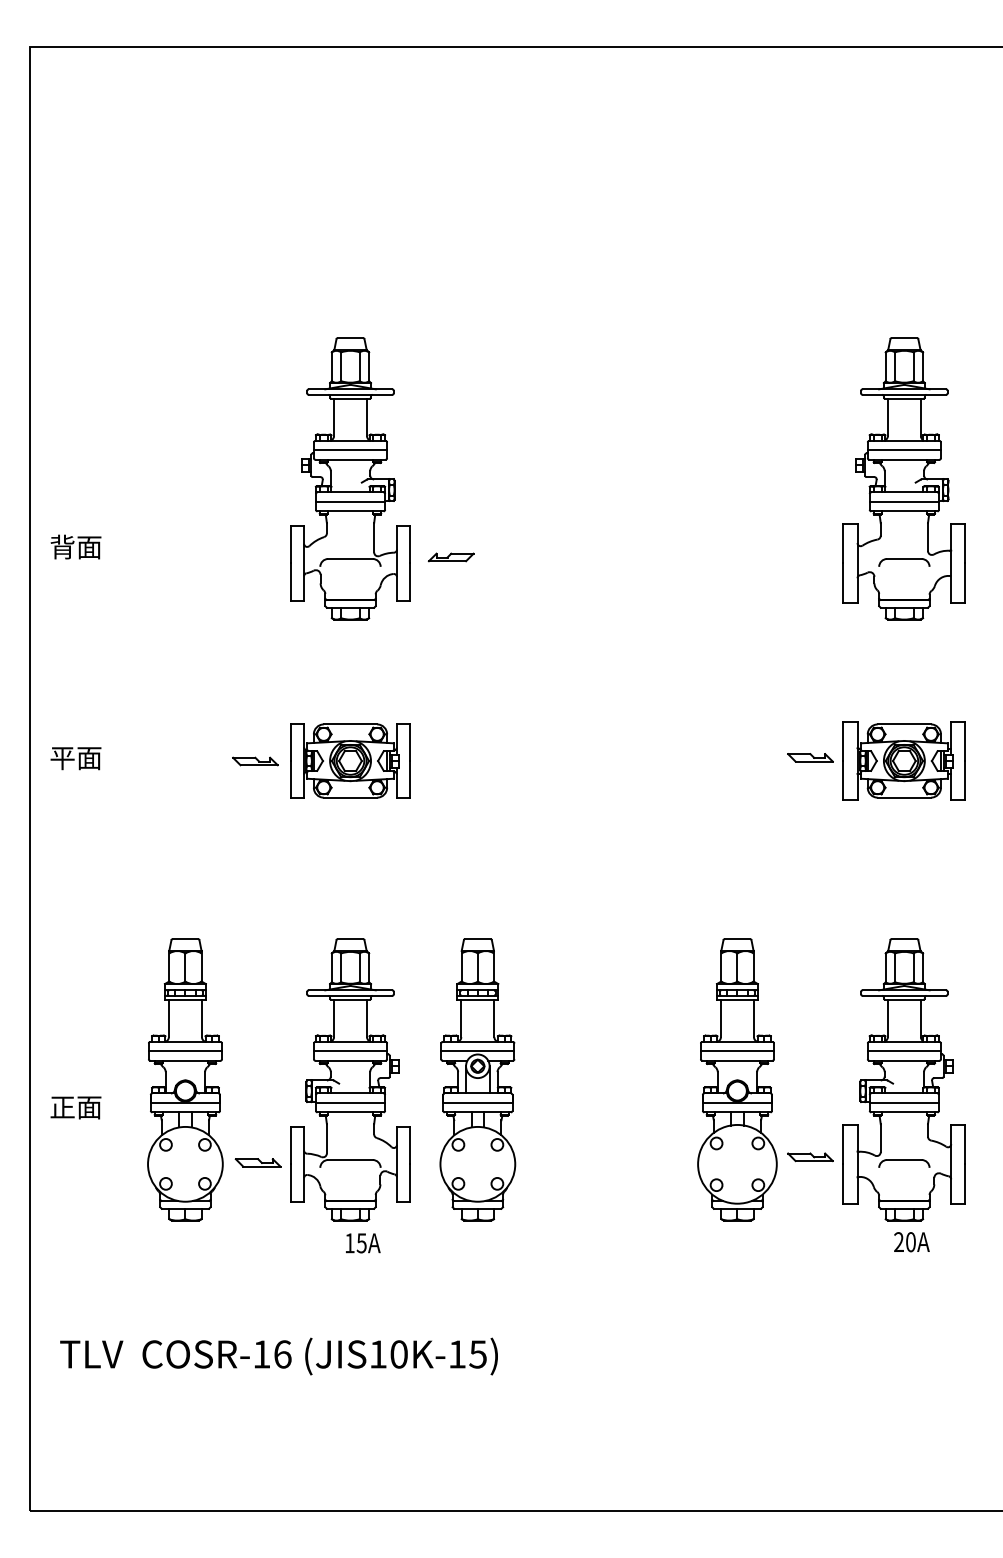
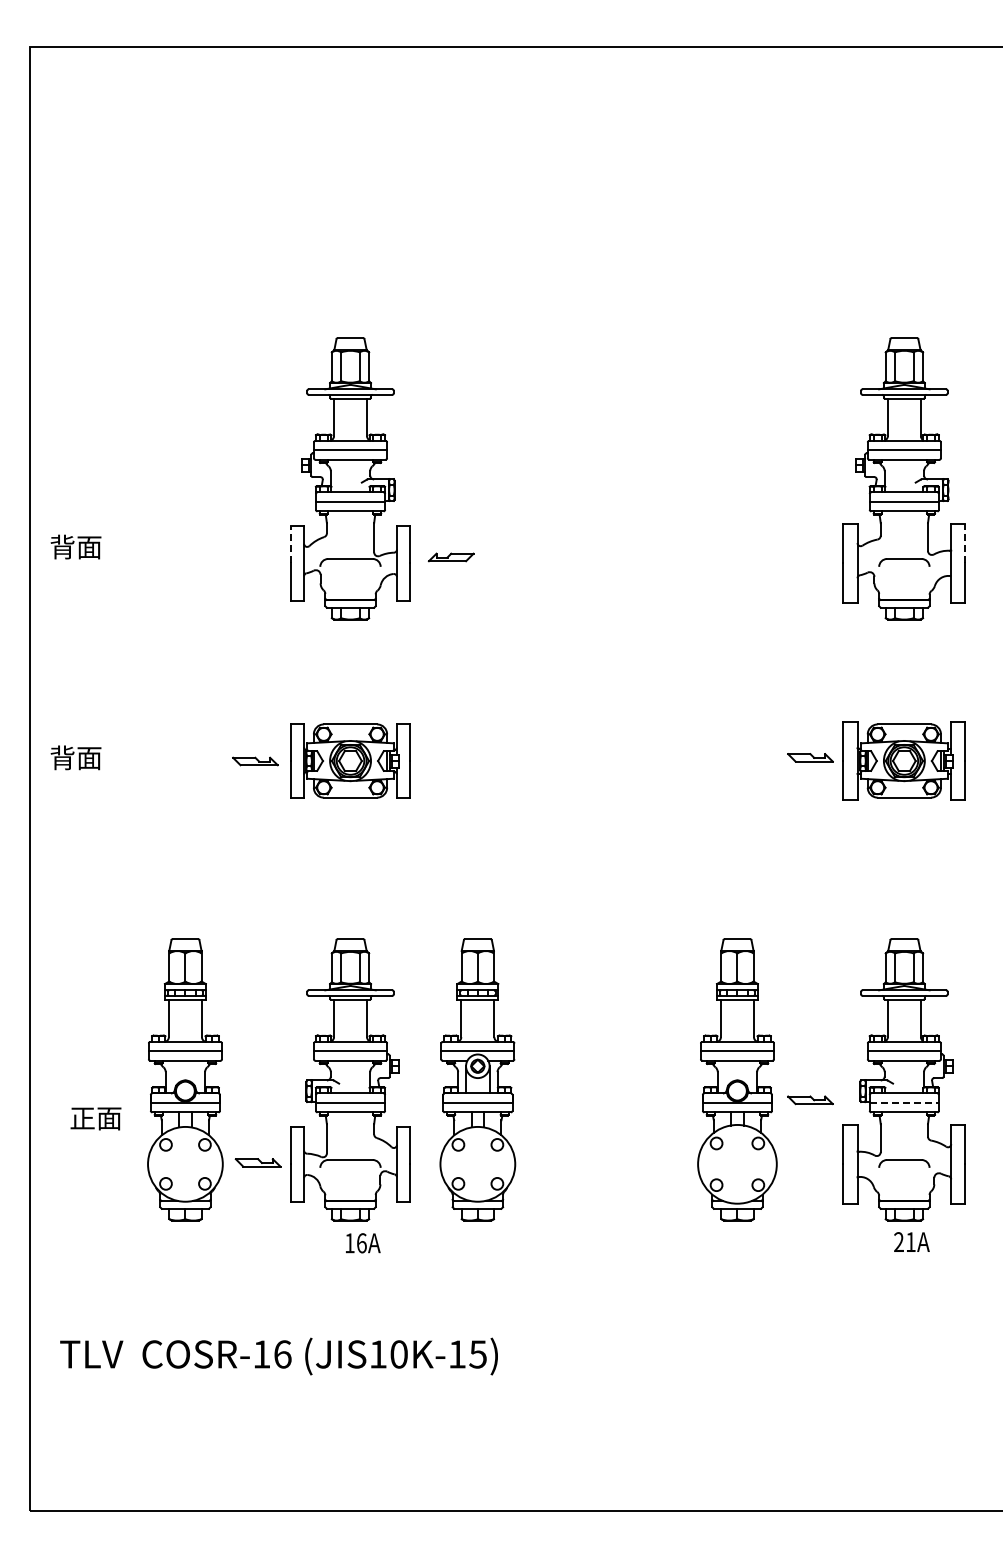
line: solid -> dashed (965, 543)
line: solid -> dashed (291, 544)
text: 平面 -> 背面 (62, 757)
line: solid -> dashed (904, 1102)
text position: (75, 1107) -> (95, 1118) (95, 1118)
part position: (810, 1157) -> (810, 1100) (810, 1100)
text: 20A -> 21A (910, 1242)
text: 15A -> 16A (361, 1243)
